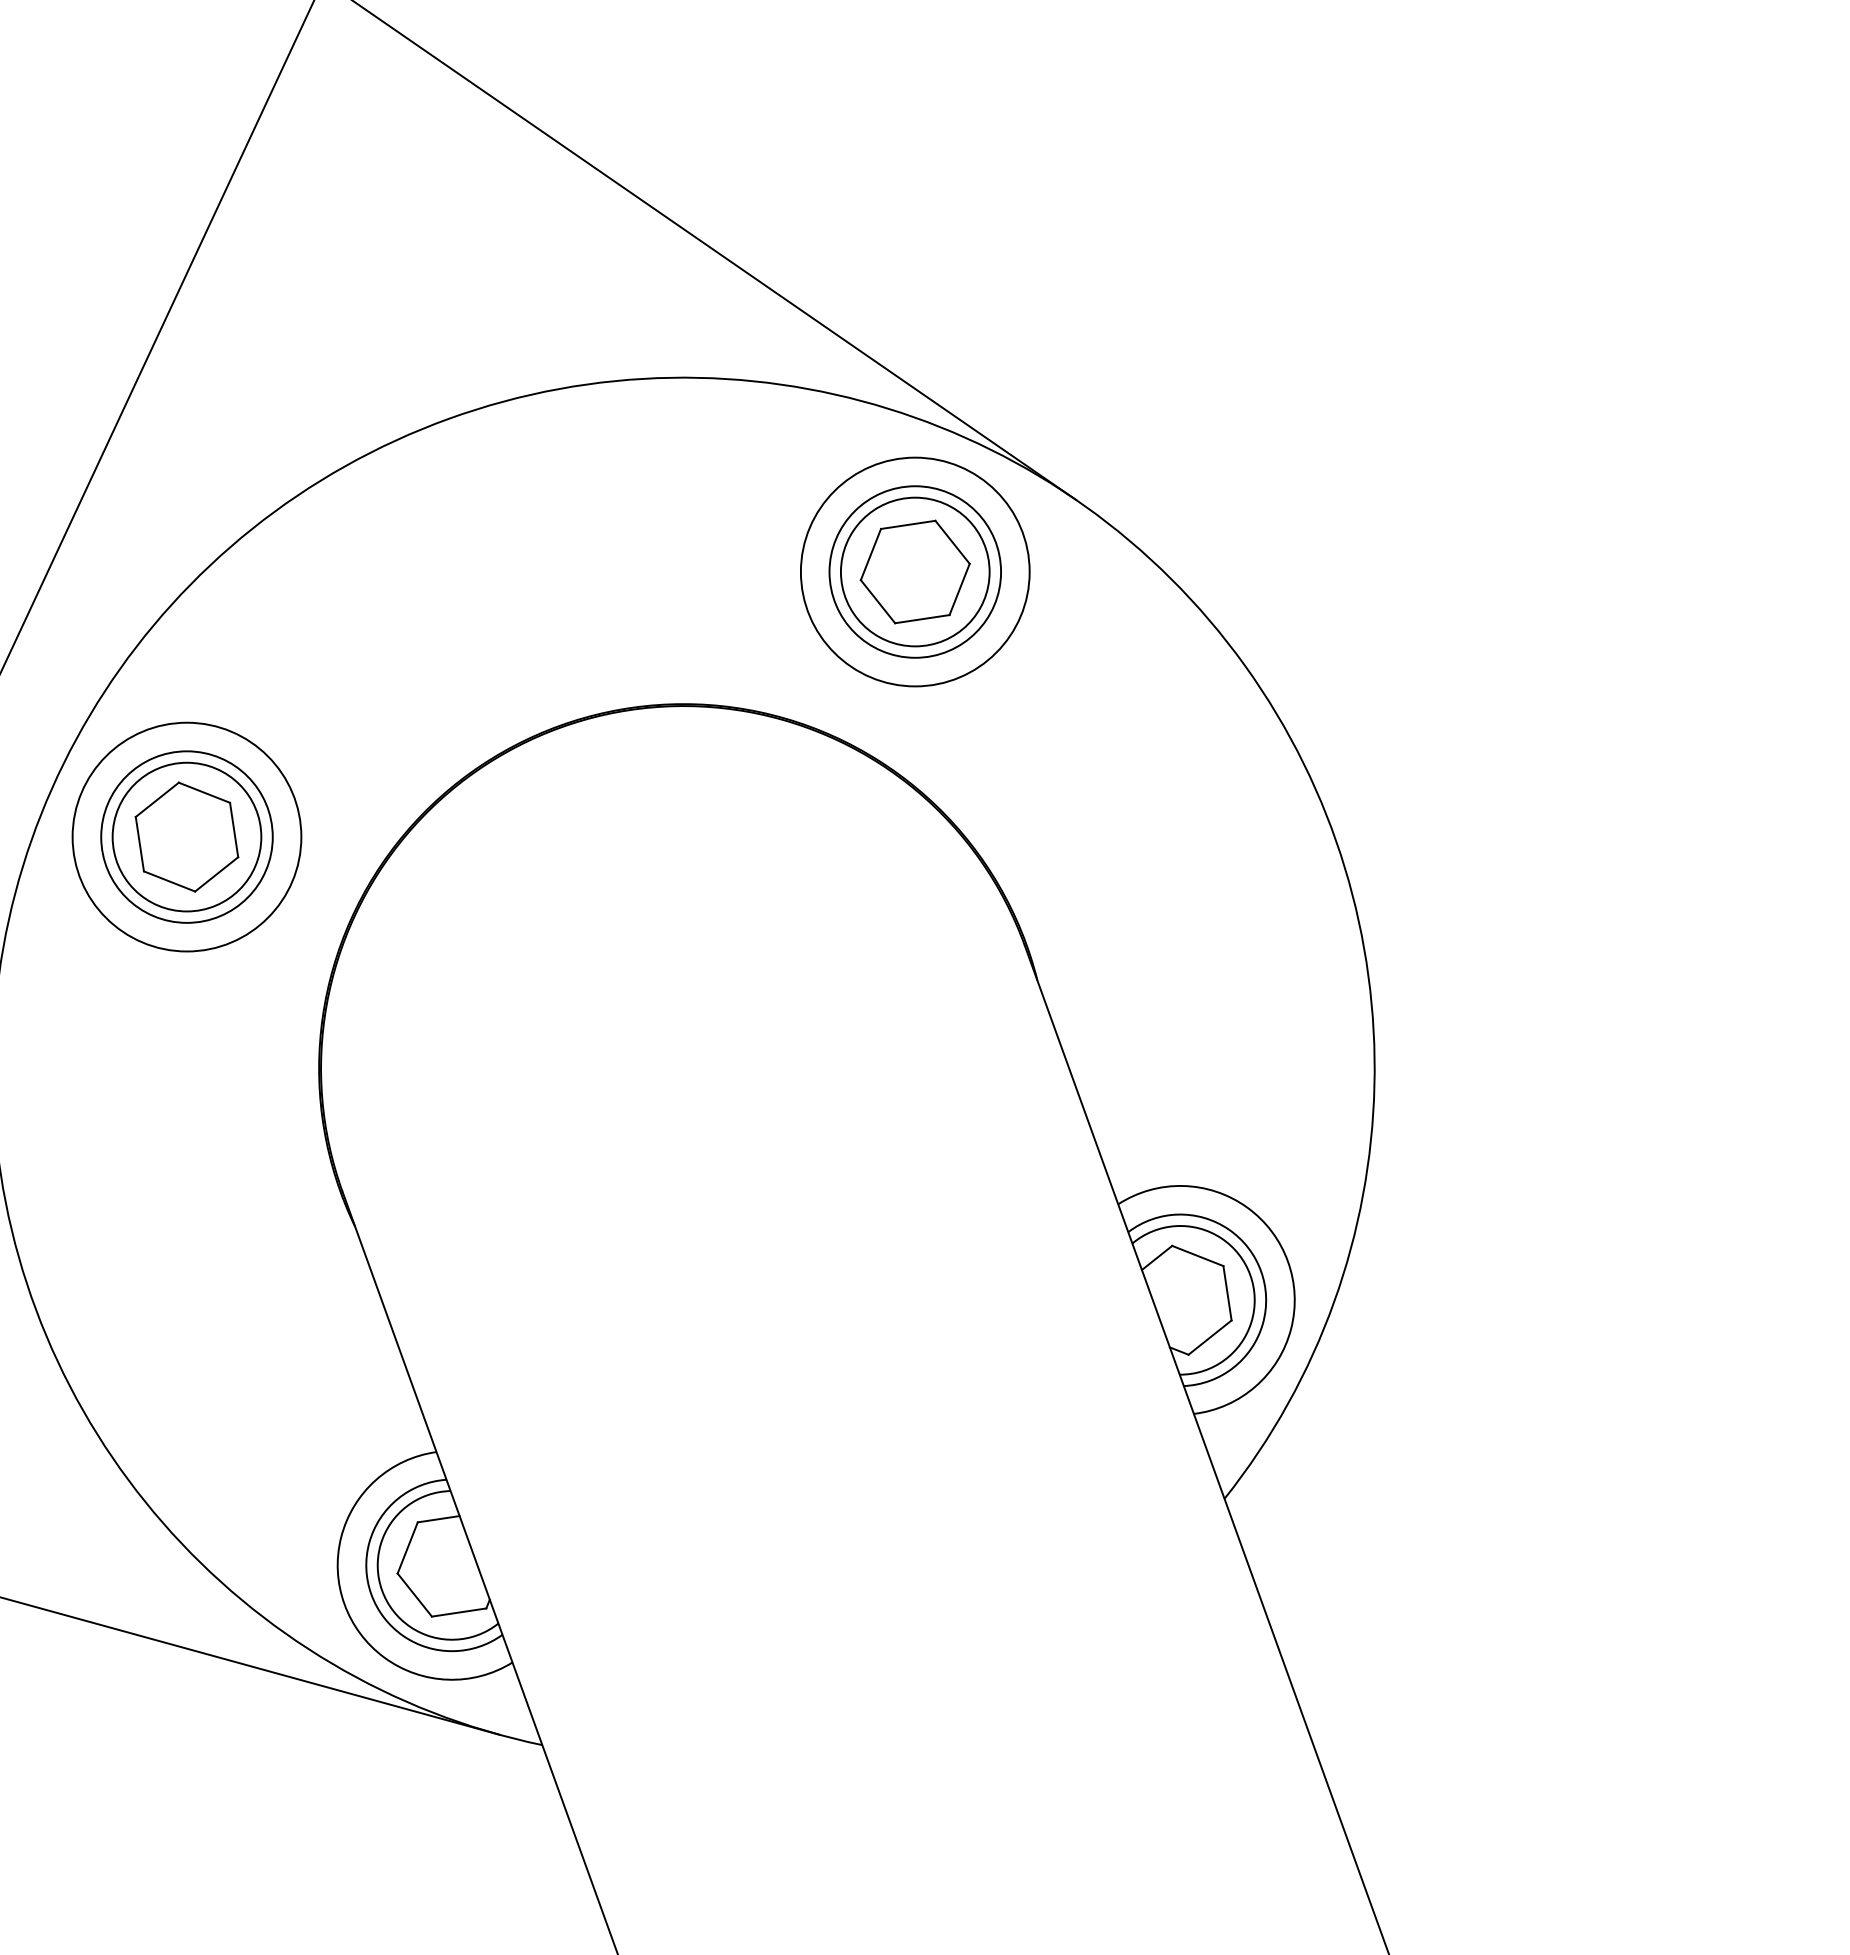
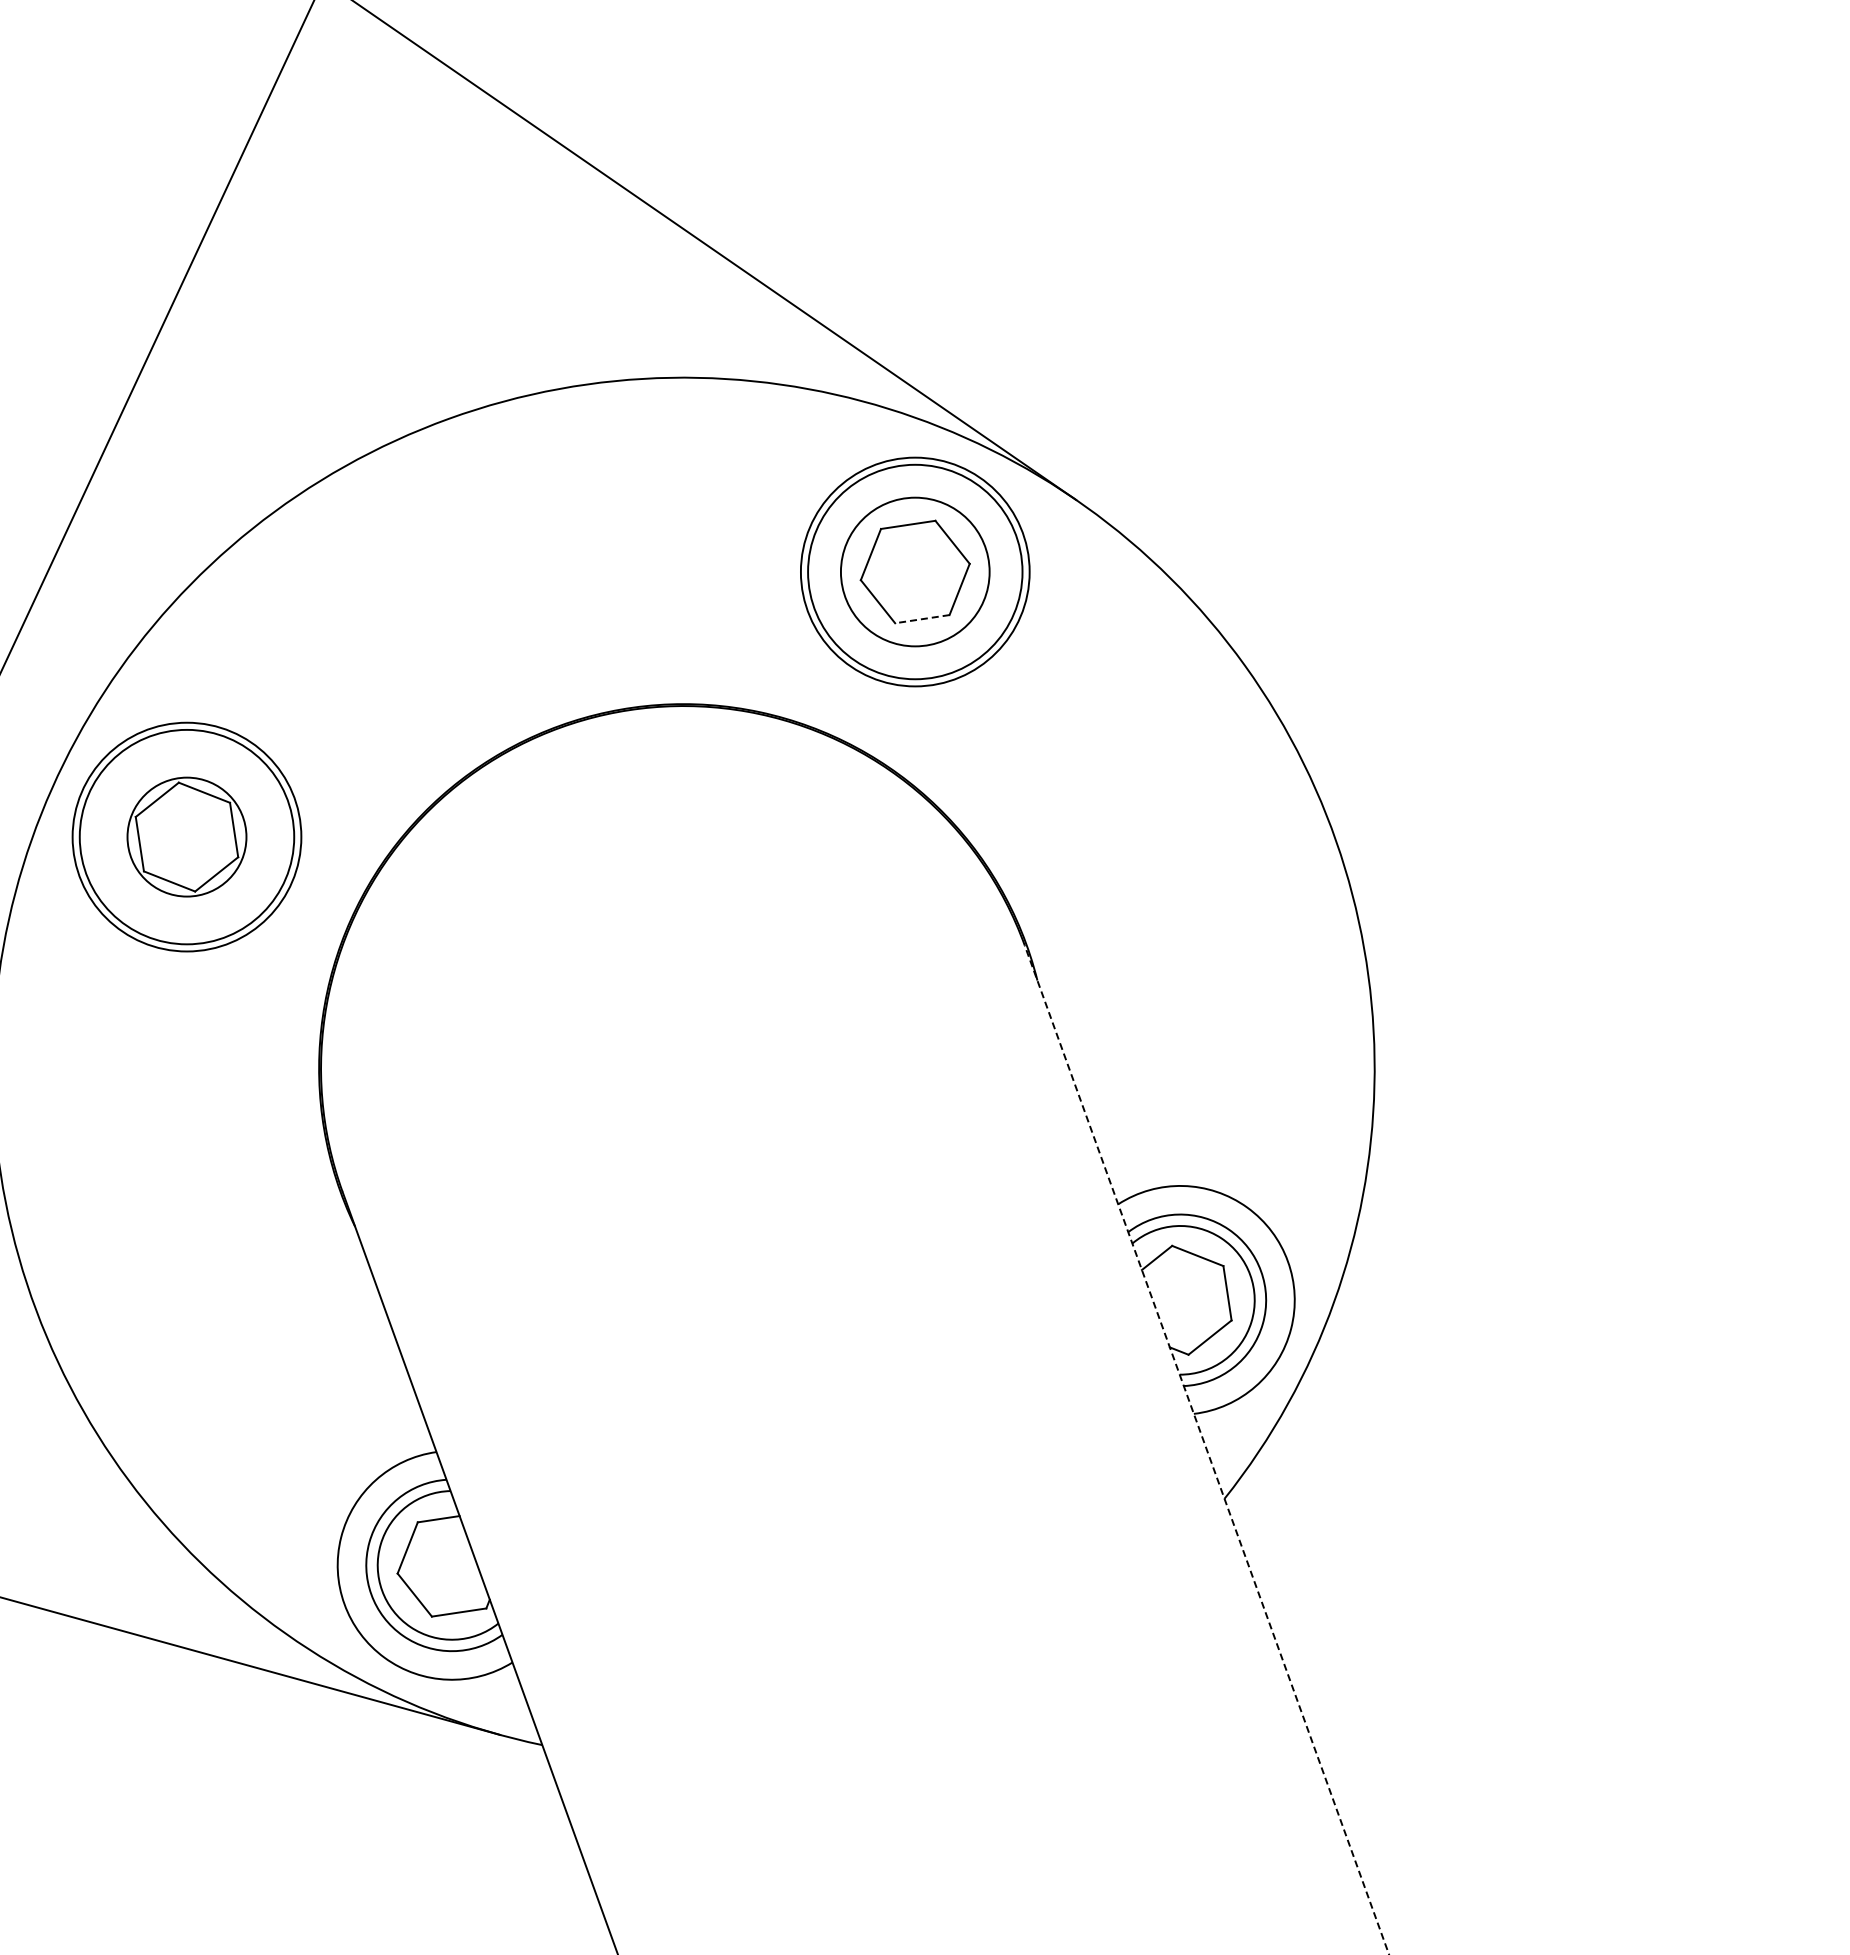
circle diameter: 172 px -> 214 px (915, 571)
line: solid -> dashed (922, 619)
circle diameter: 149 px -> 119 px (186, 836)
circle diameter: 172 px -> 214 px (186, 836)
line: solid -> dashed (1206, 1449)
